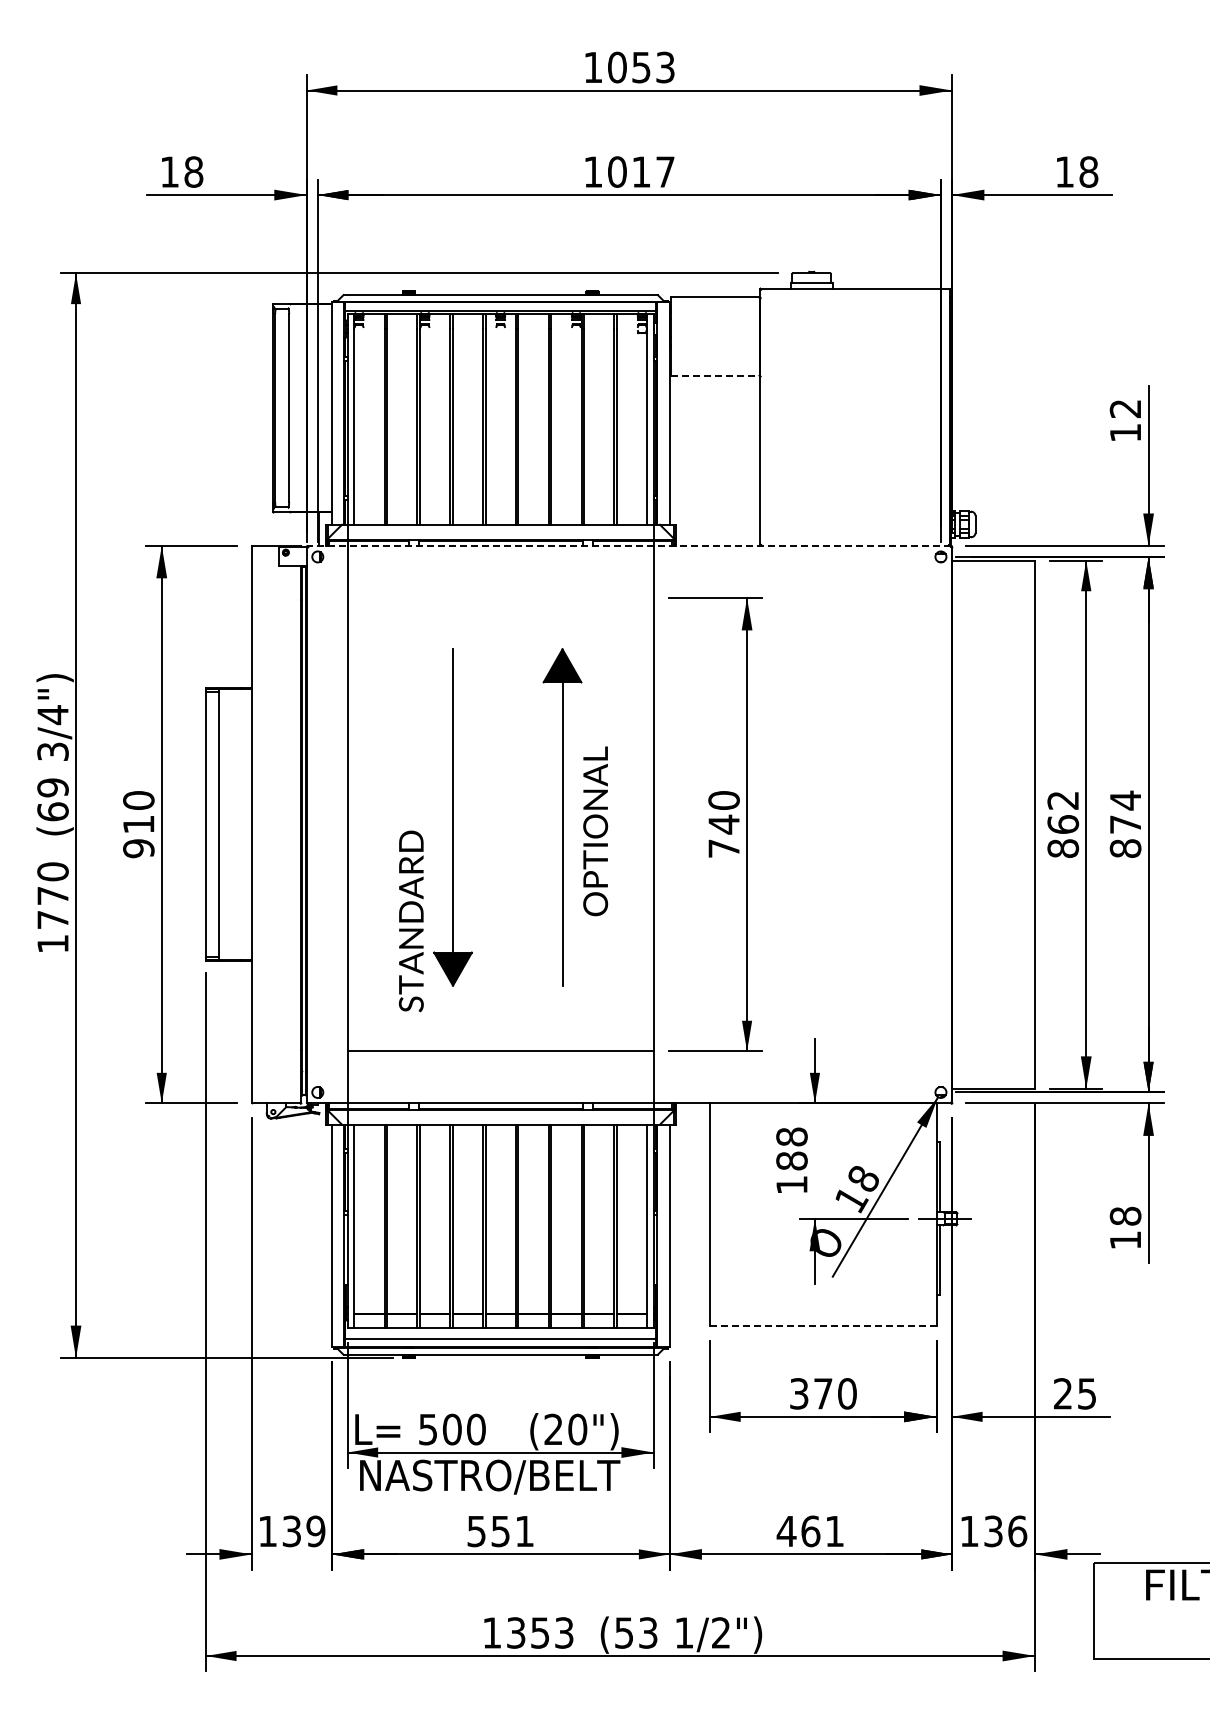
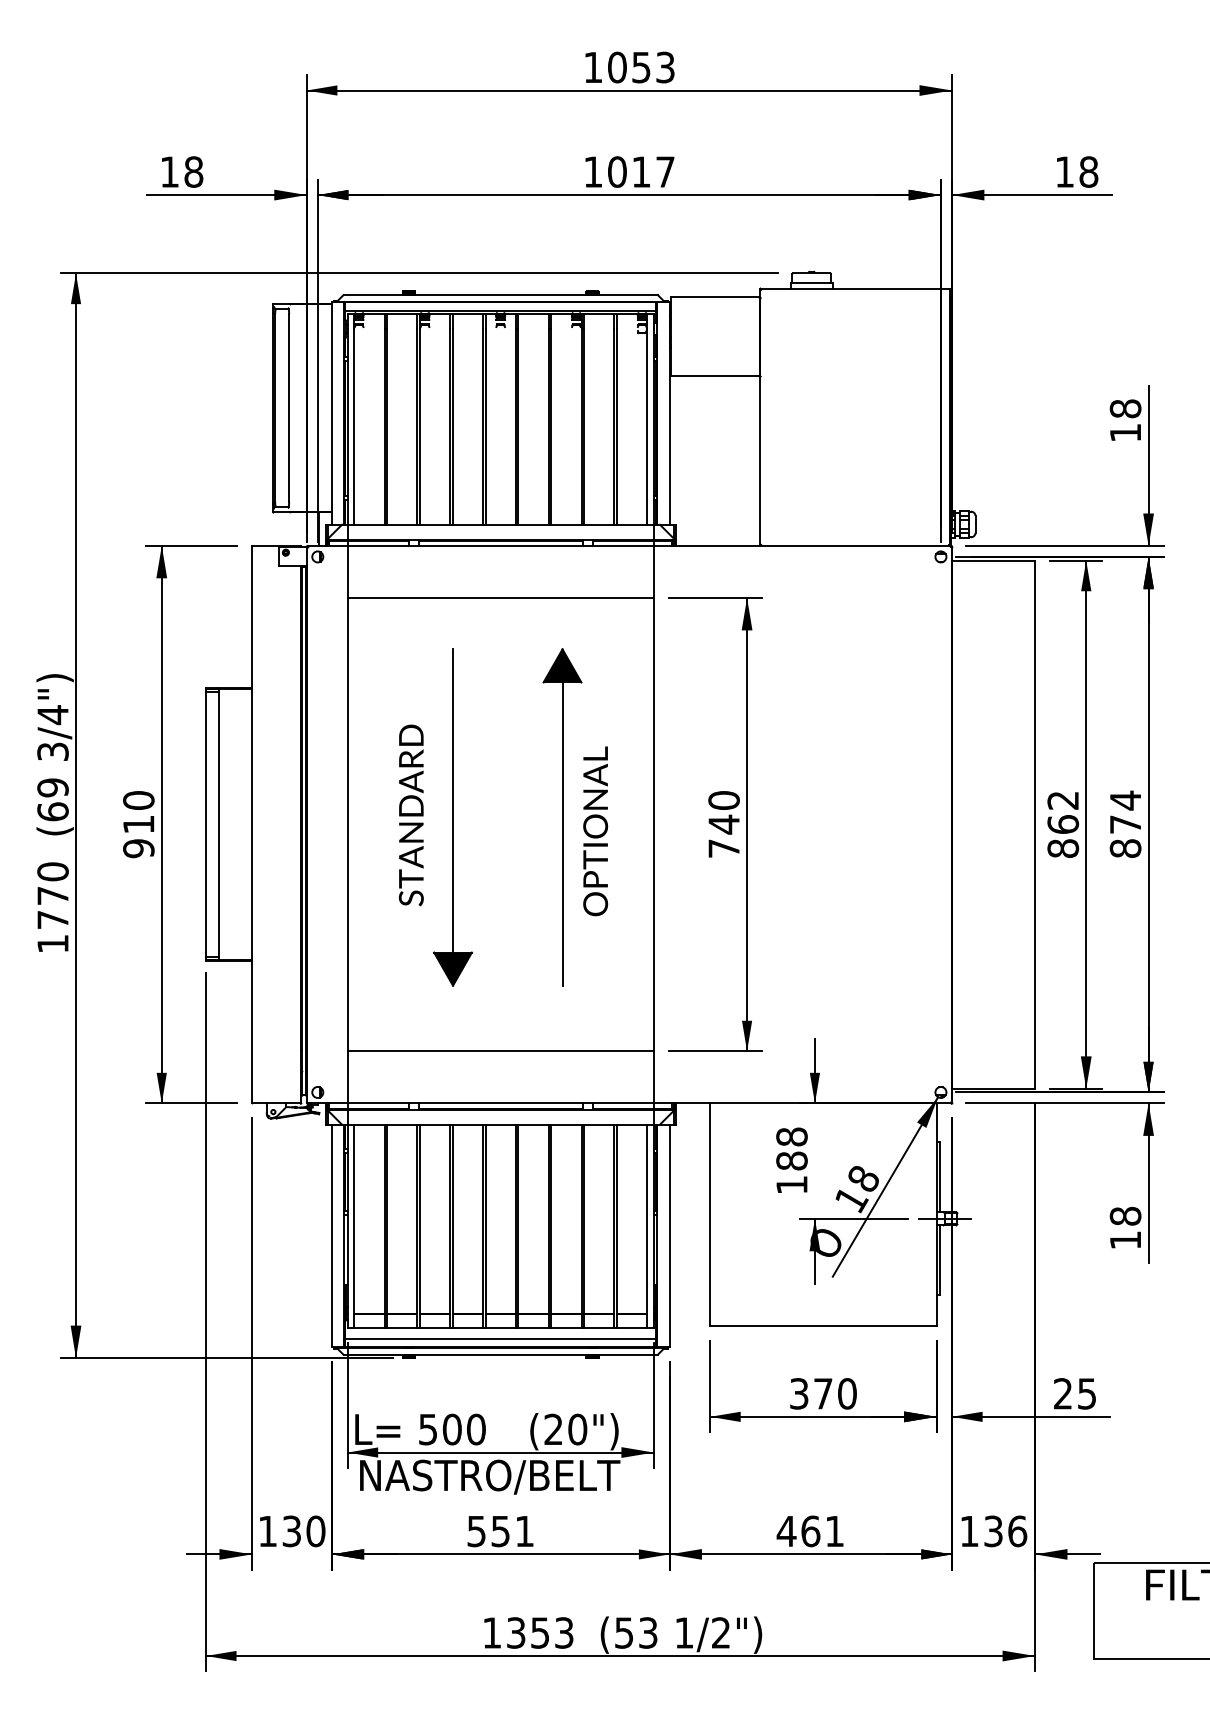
line: dashed -> solid (715, 376)
text: 12 -> 18 (1125, 408)
line: dashed -> solid (629, 545)
line: none -> present (500, 597)
text position: (410, 921) -> (410, 815) (410, 815)
line: dashed -> solid (822, 1325)
text: 139 -> 130 (315, 1531)
